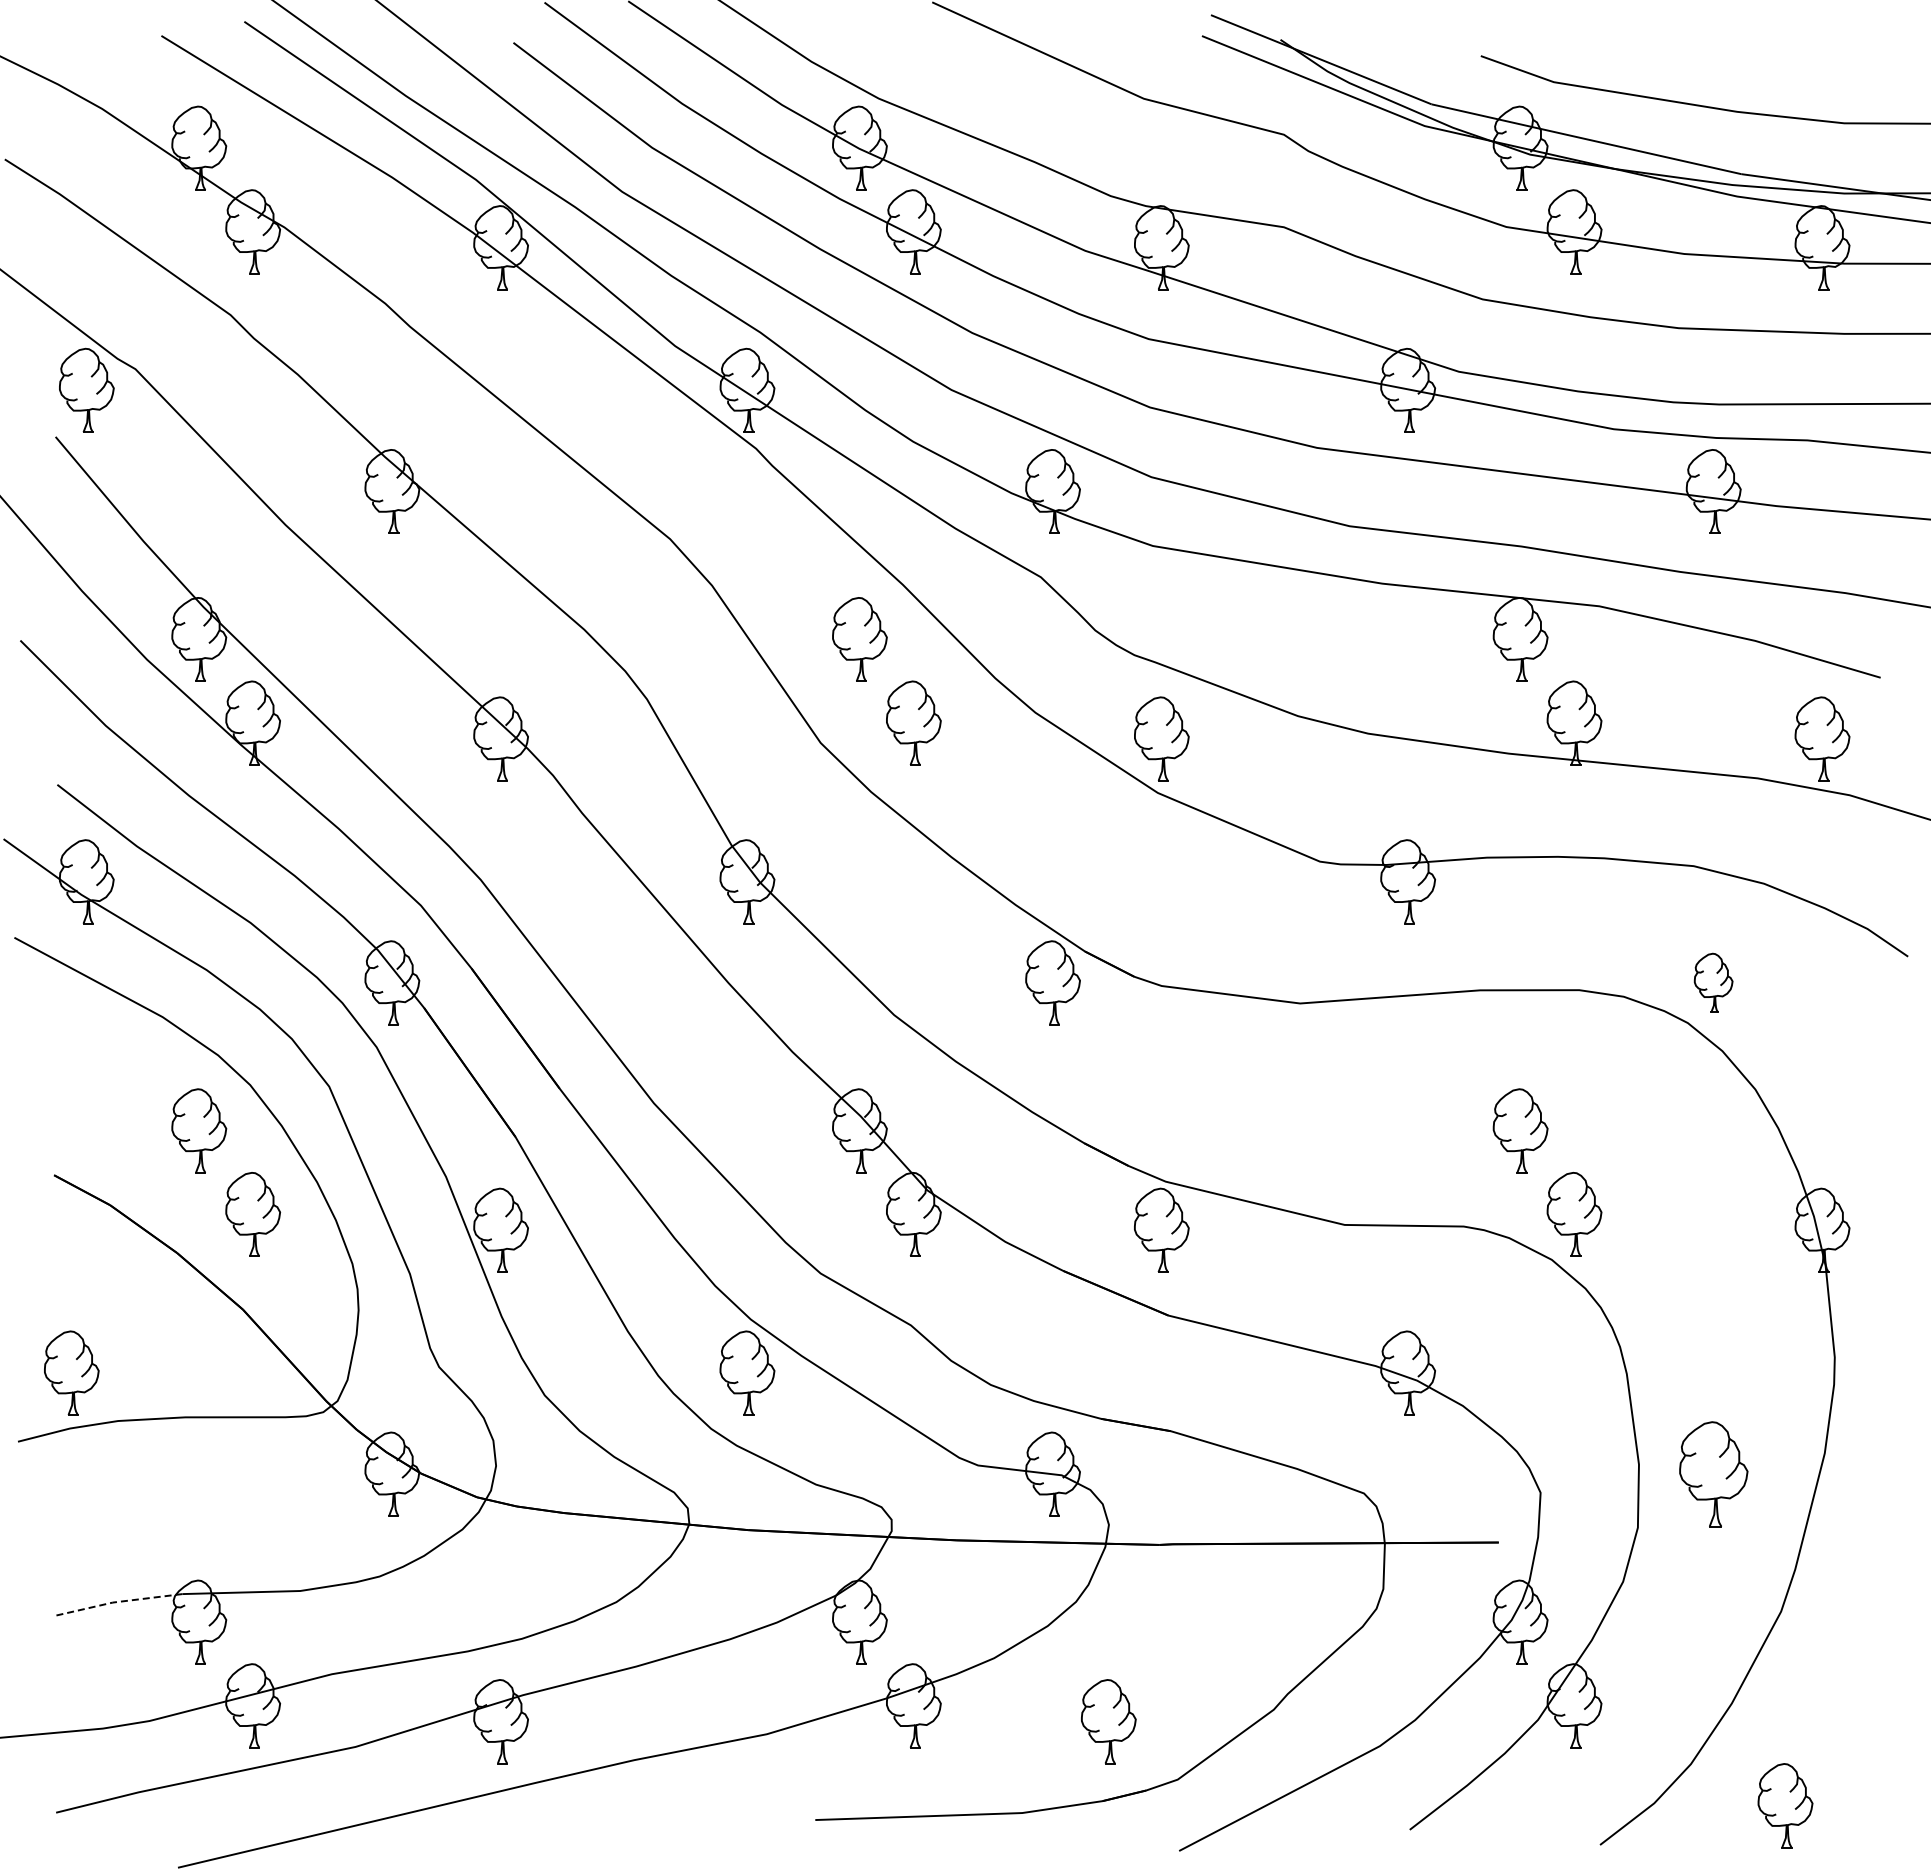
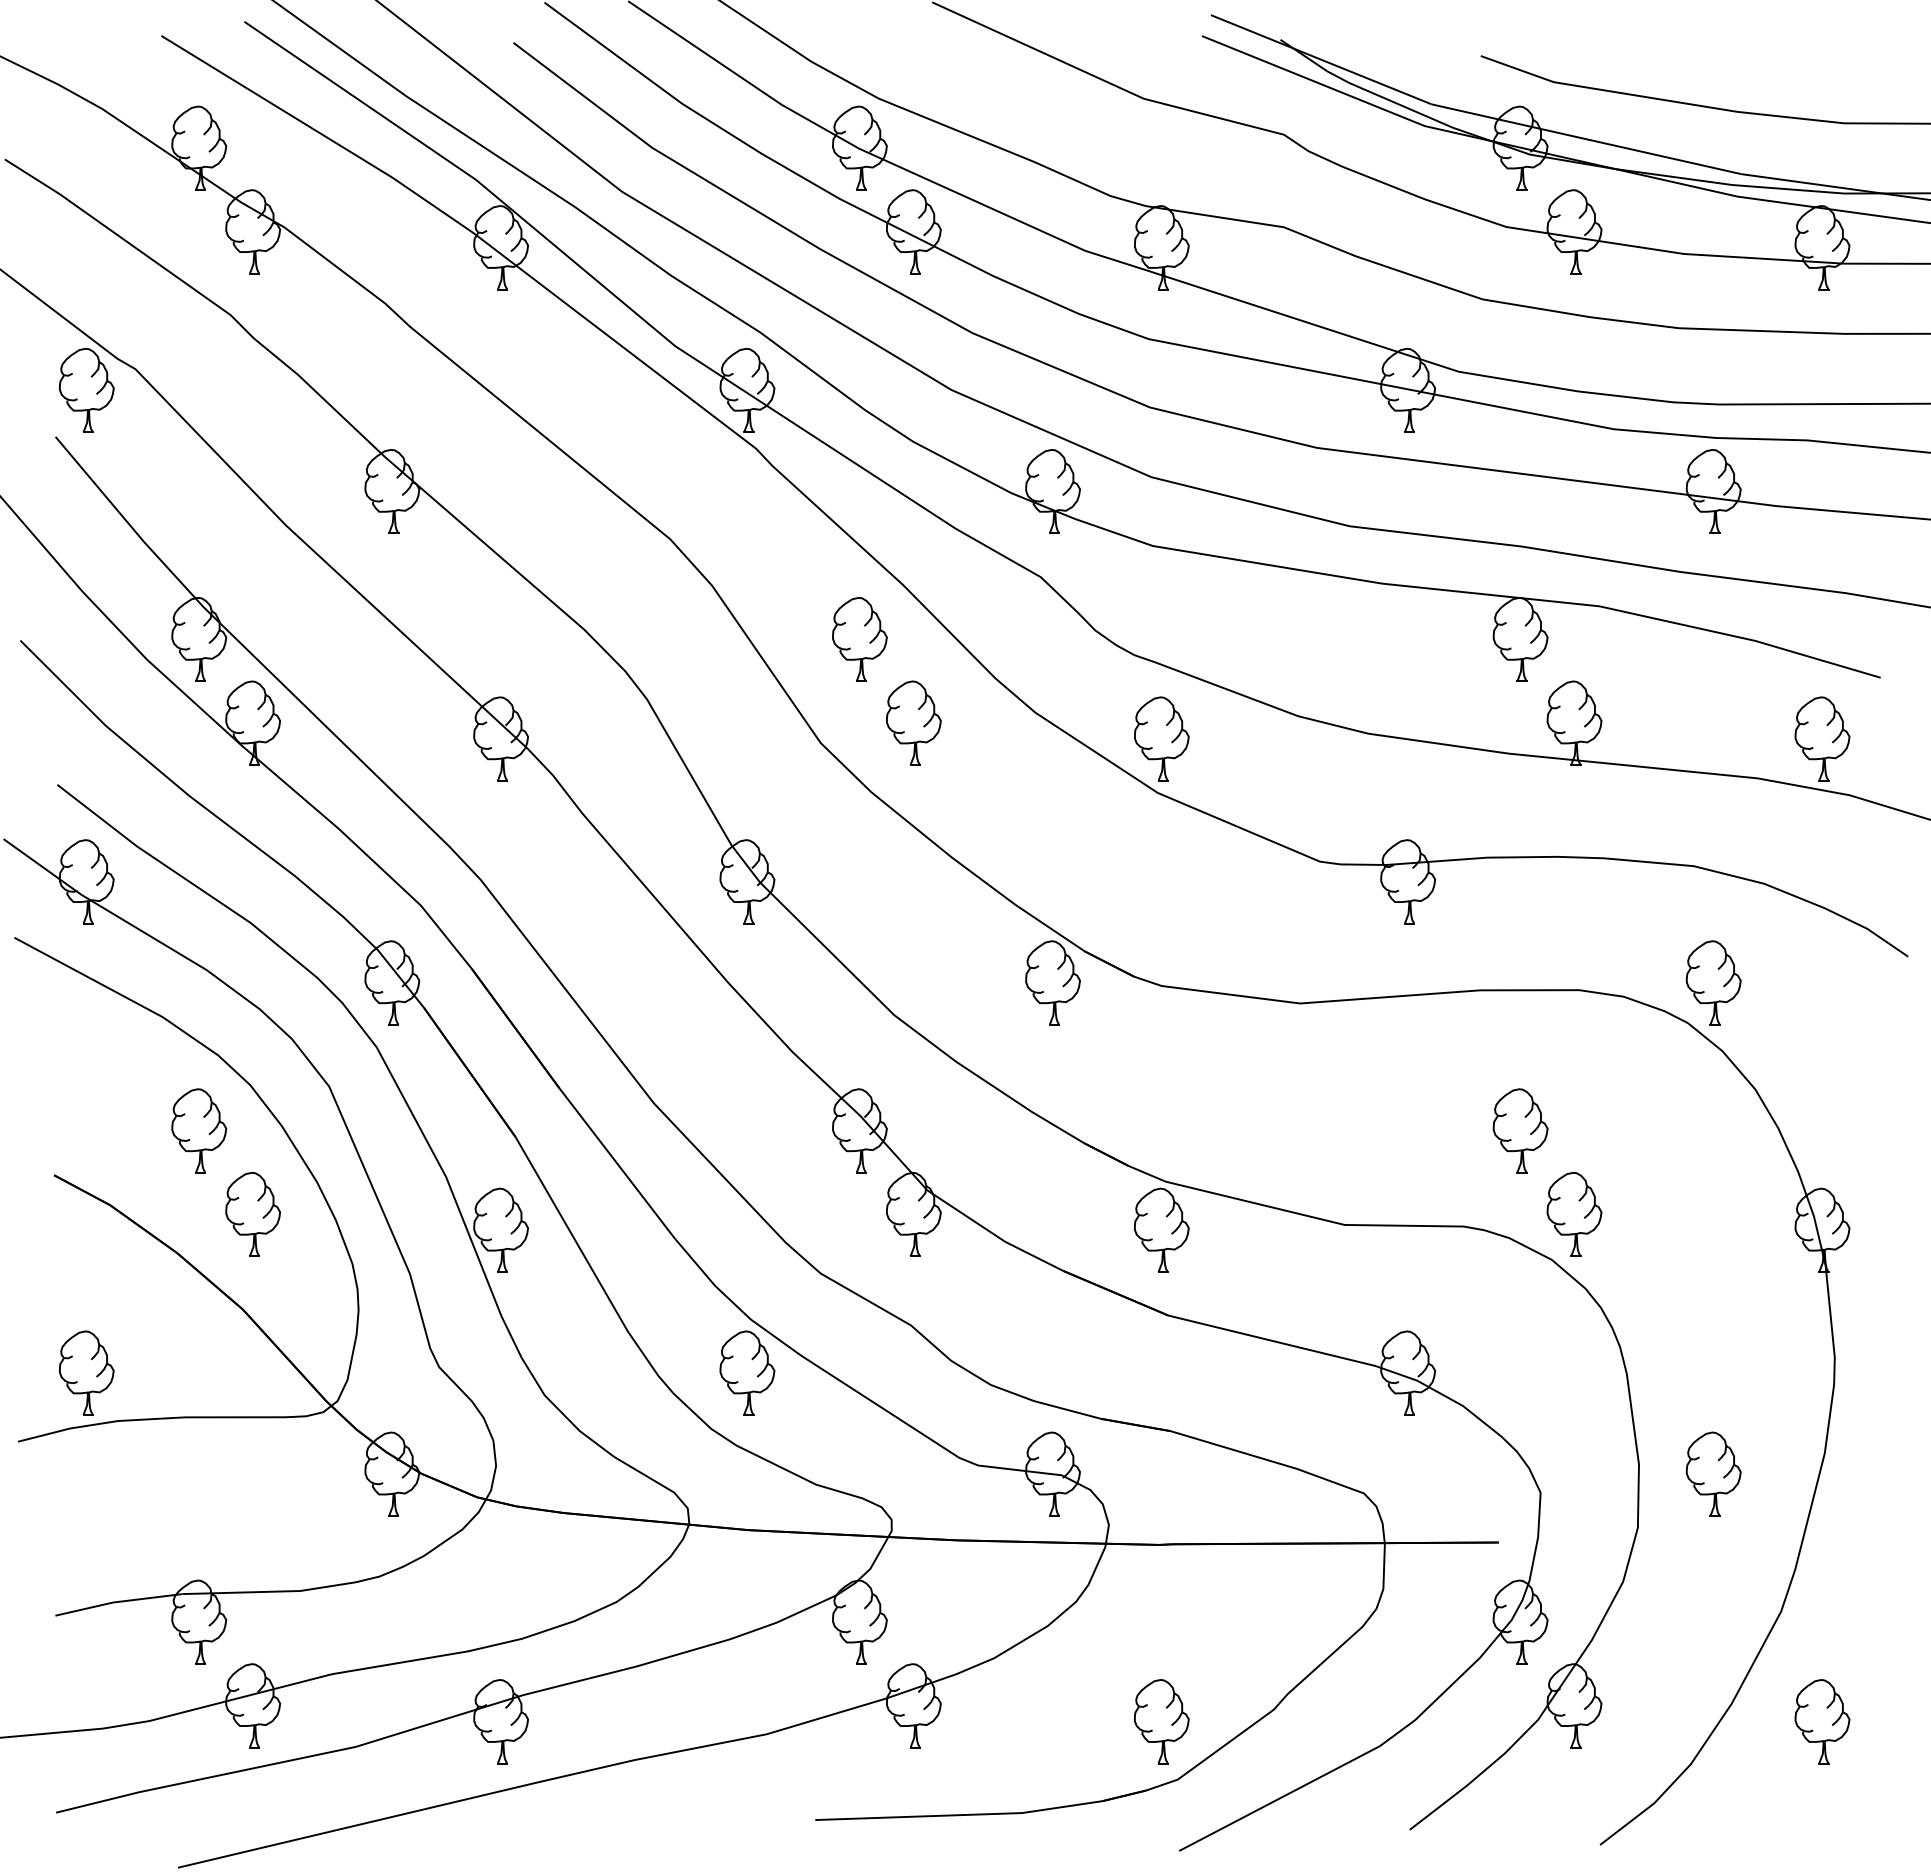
part size: 41x61 px -> 57x86 px (1713, 982)
part position: (71, 1372) -> (86, 1372) (86, 1372)
part size: 70x107 px -> 57x86 px (1713, 1473)
line: dashed -> solid (117, 1601)
part position: (1108, 1721) -> (1161, 1721) (1161, 1721)
part position: (1785, 1805) -> (1822, 1721) (1822, 1721)
